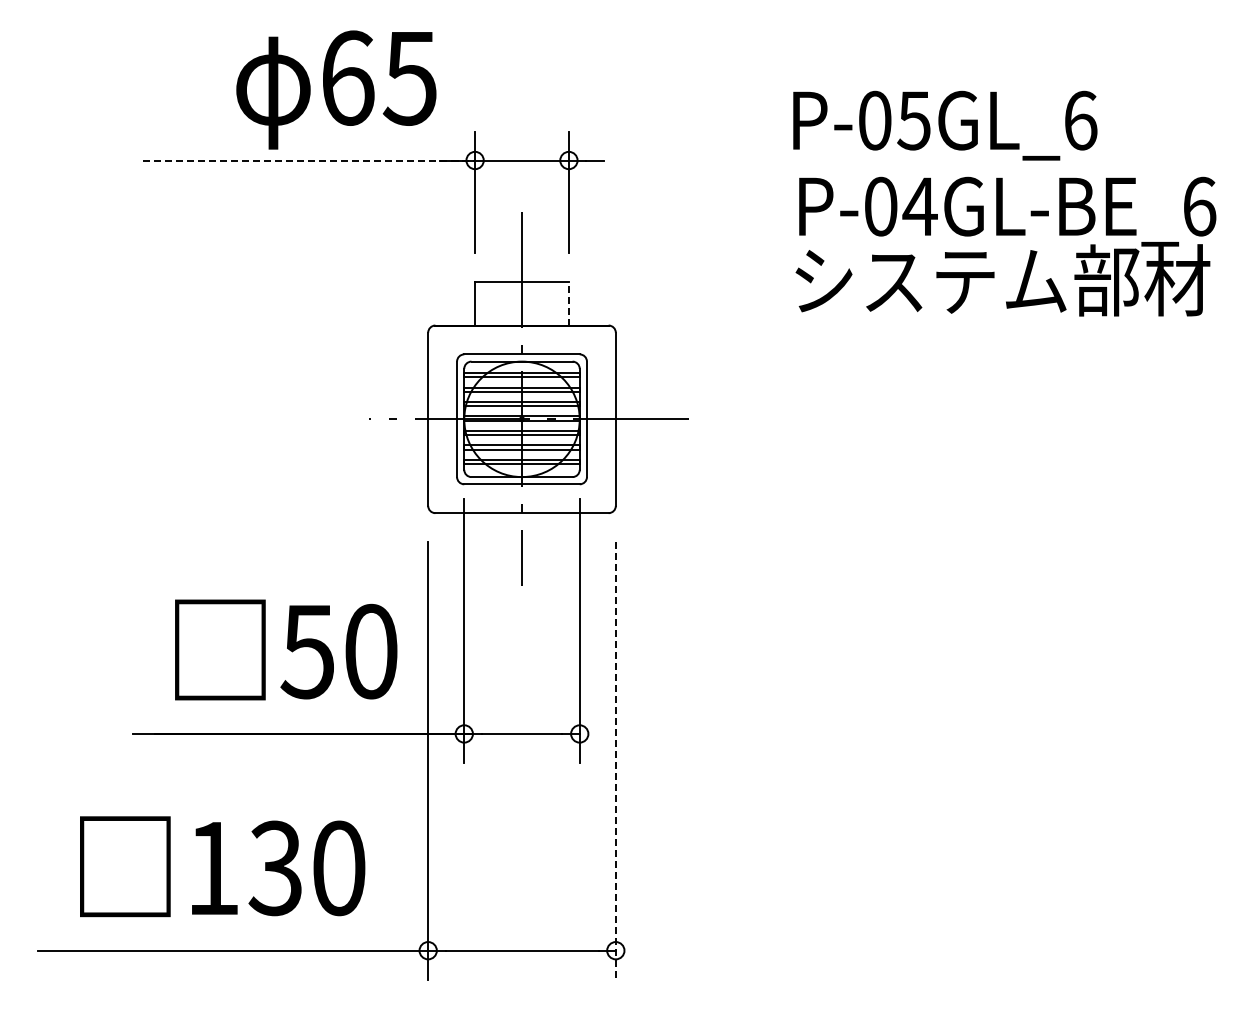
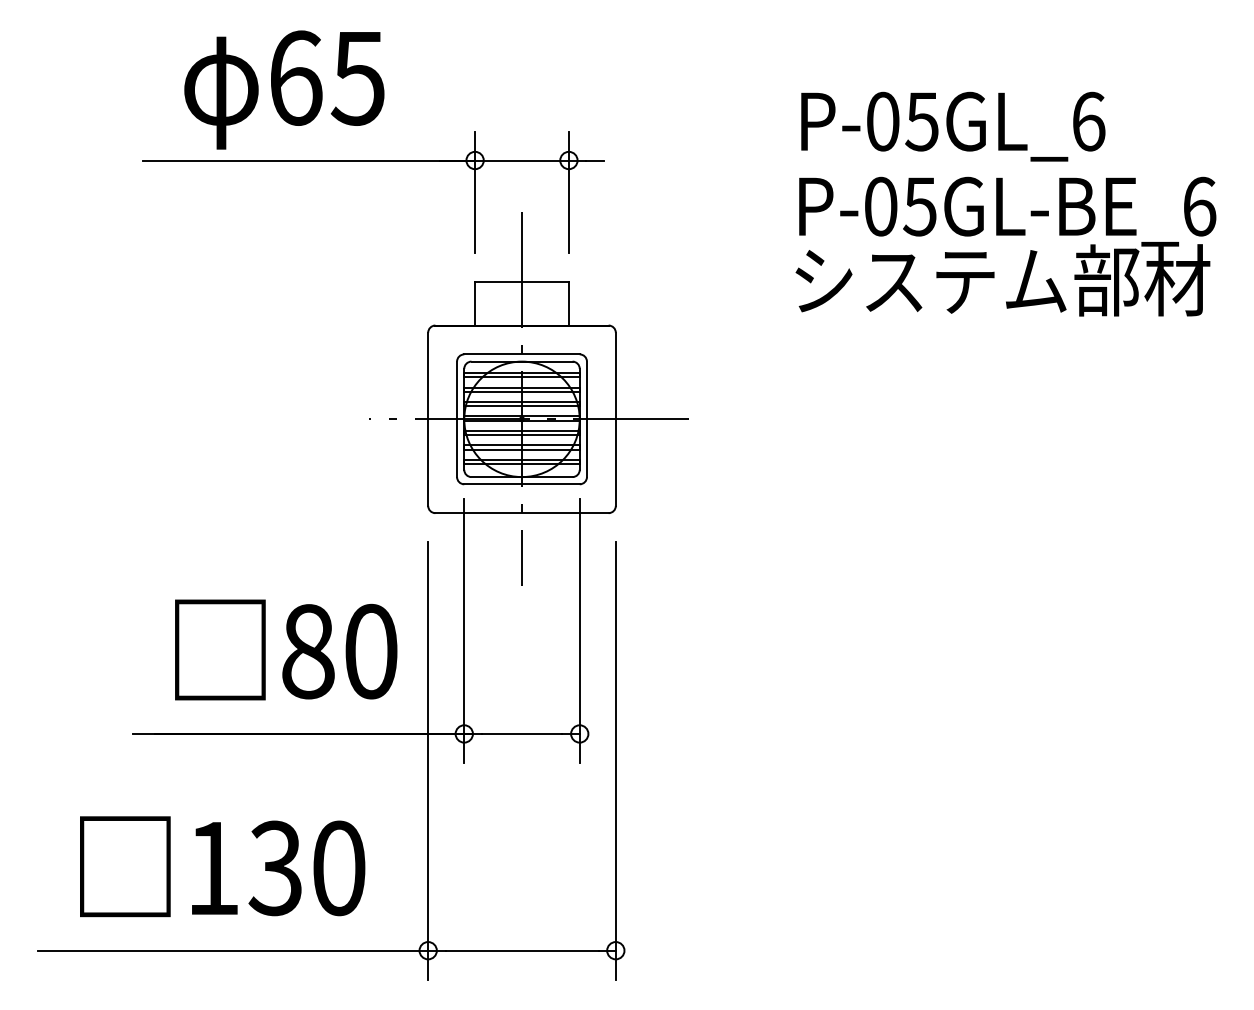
text position: (336, 89) -> (284, 89) (284, 89)
text position: (945, 125) -> (953, 126) (953, 126)
line: dashed -> solid (309, 160)
text: P-04GL-BE_6 -> P-05GL-BE_6 (919, 206)
line: dashed -> solid (568, 303)
text: 50 -> 80 (307, 651)
line: dashed -> solid (615, 760)
